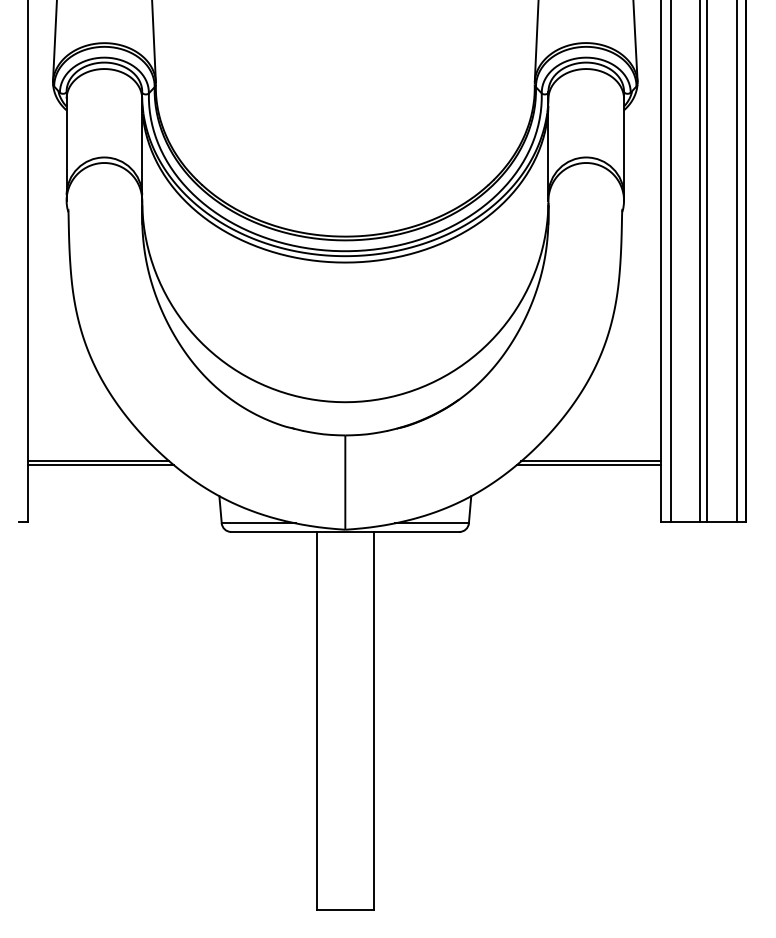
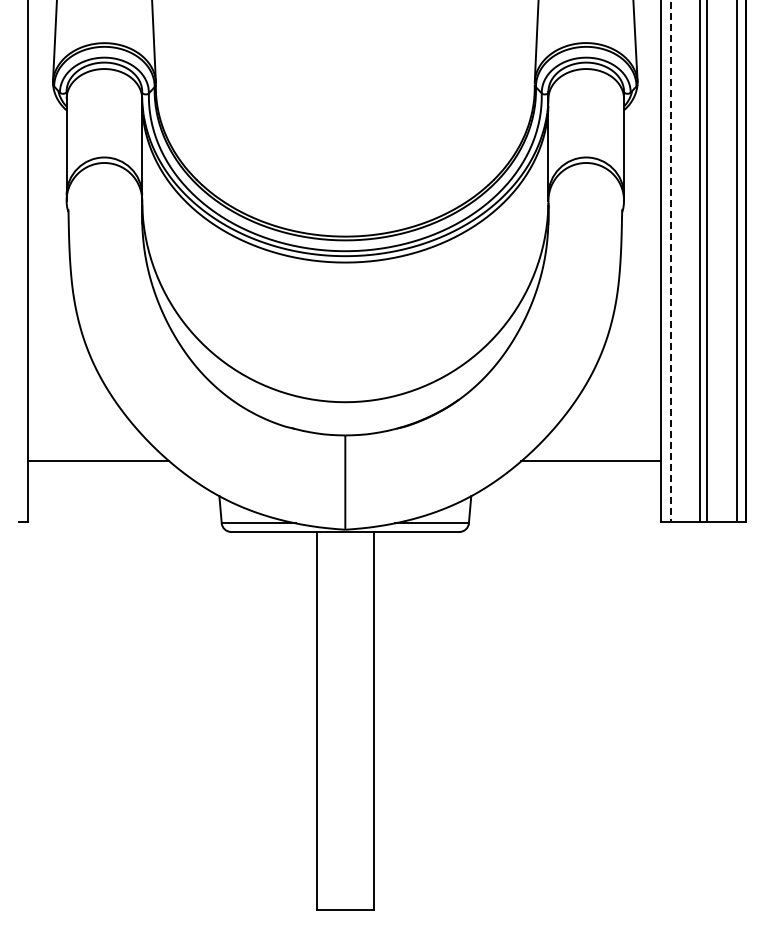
line: solid -> dashed (670, 261)
line: present -> none (100, 465)
line: present -> none (588, 465)
